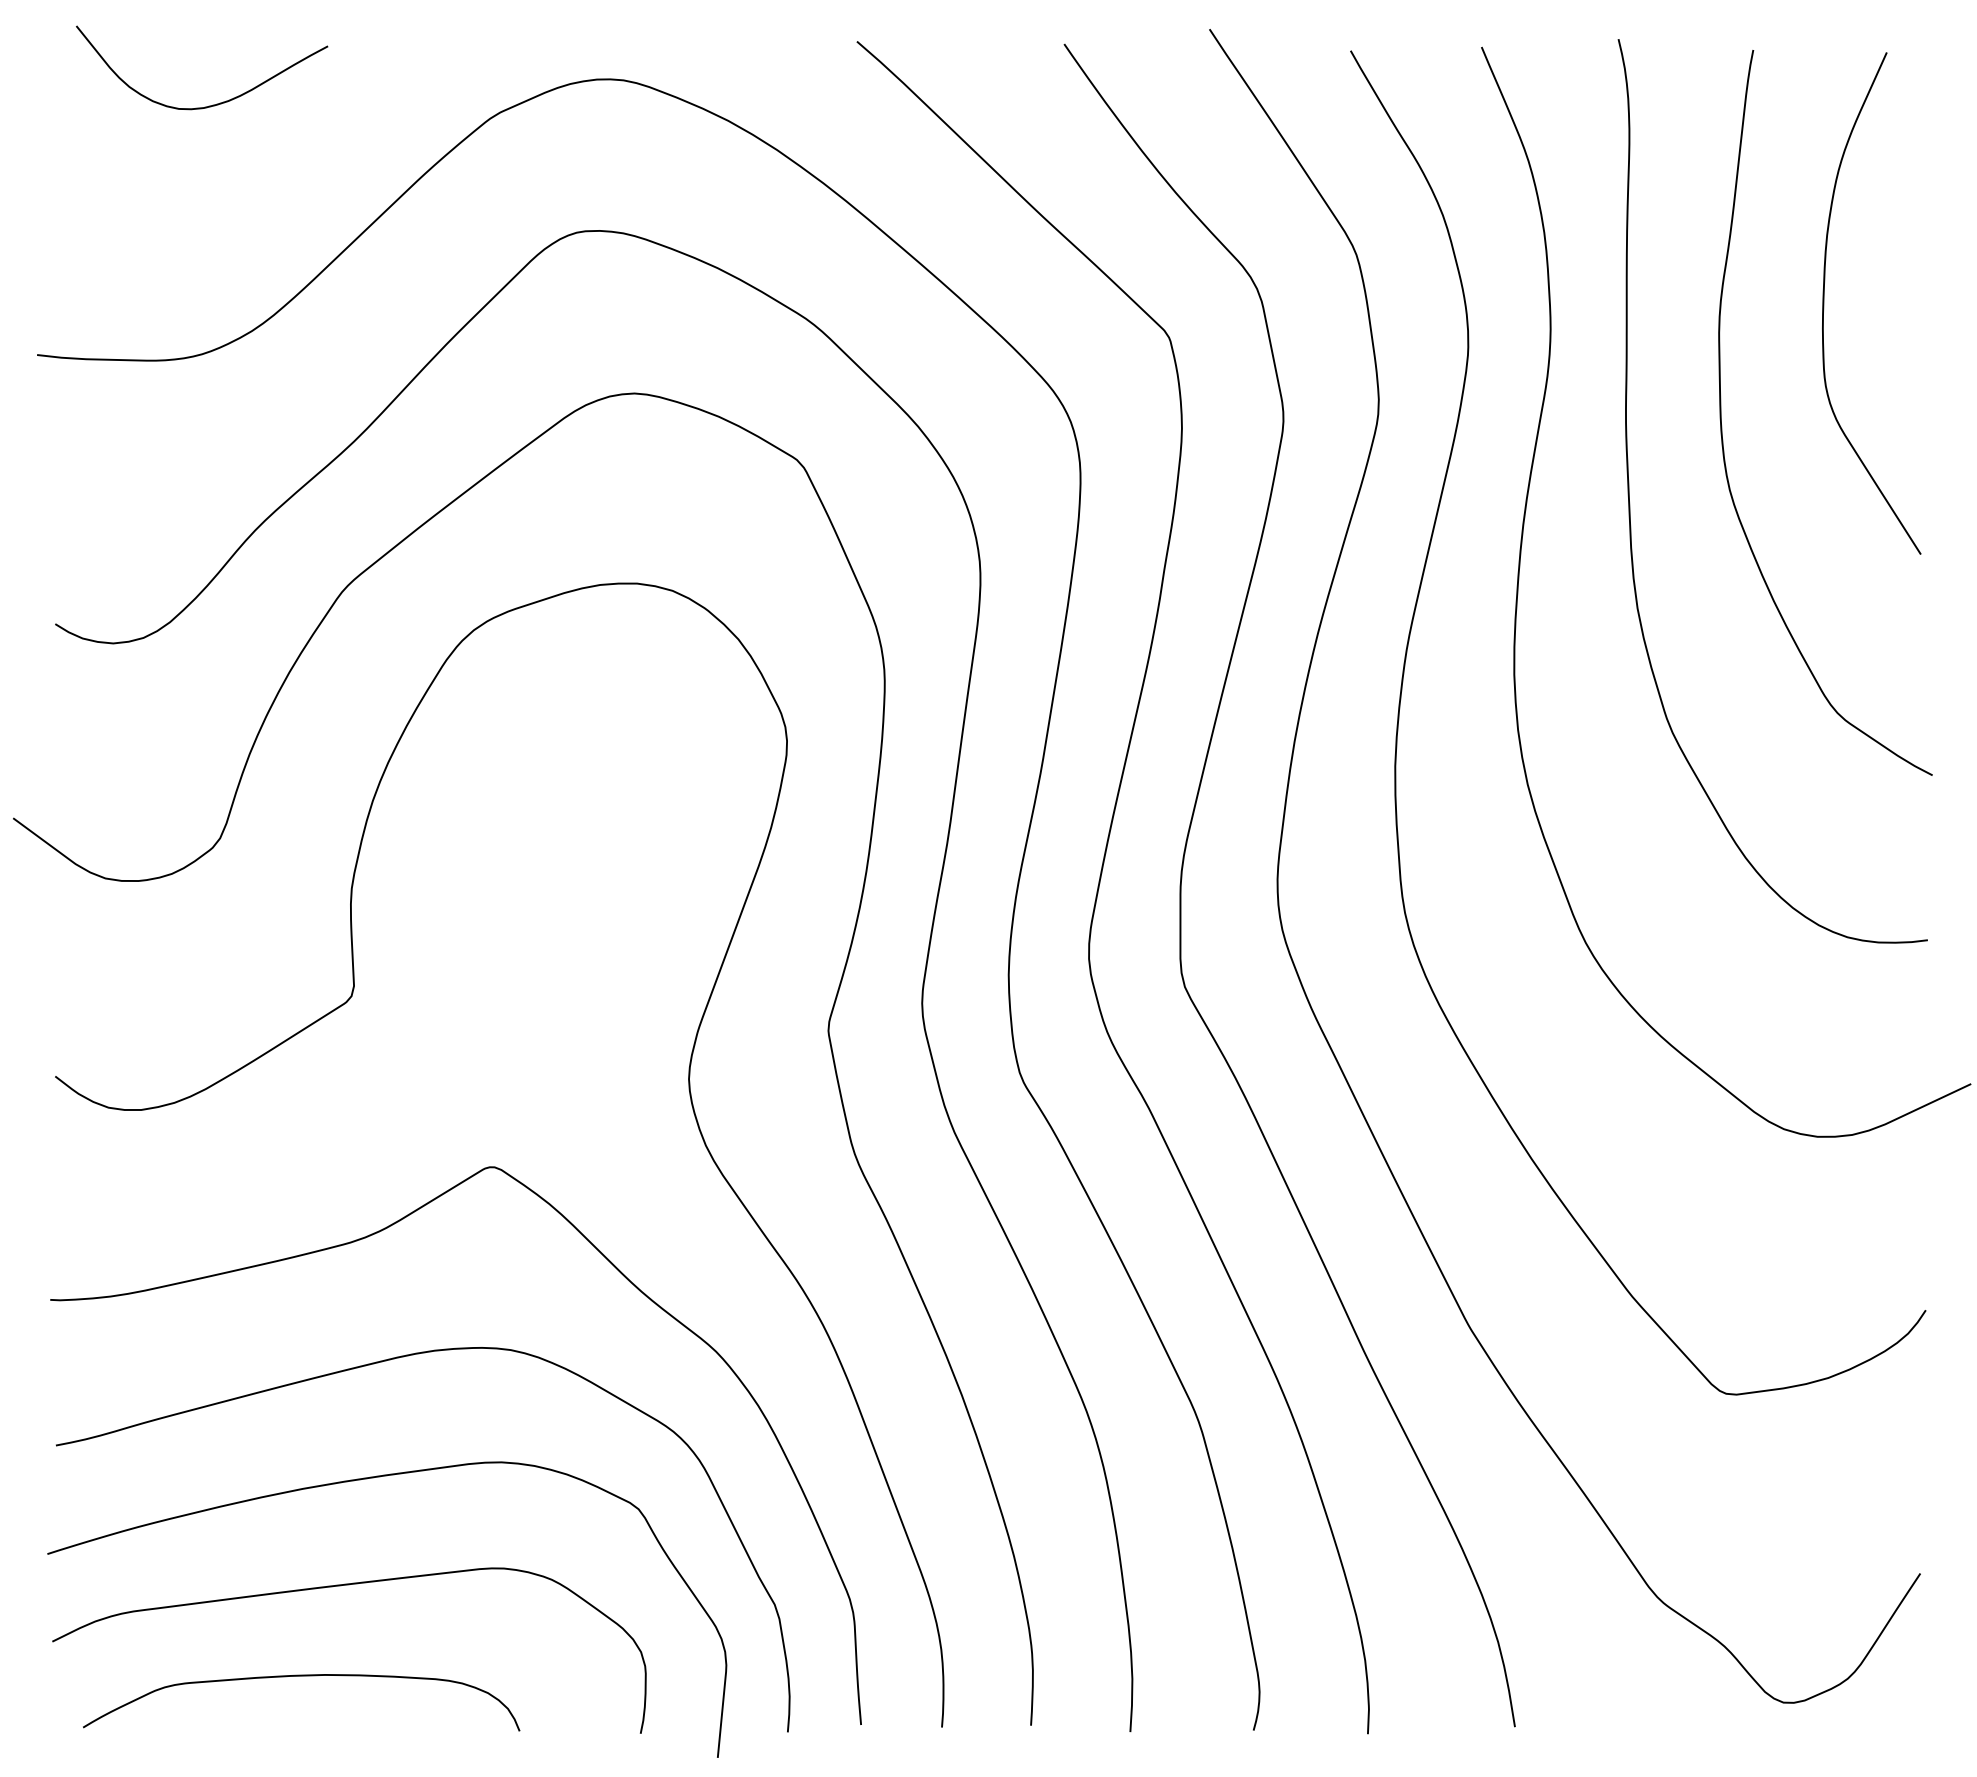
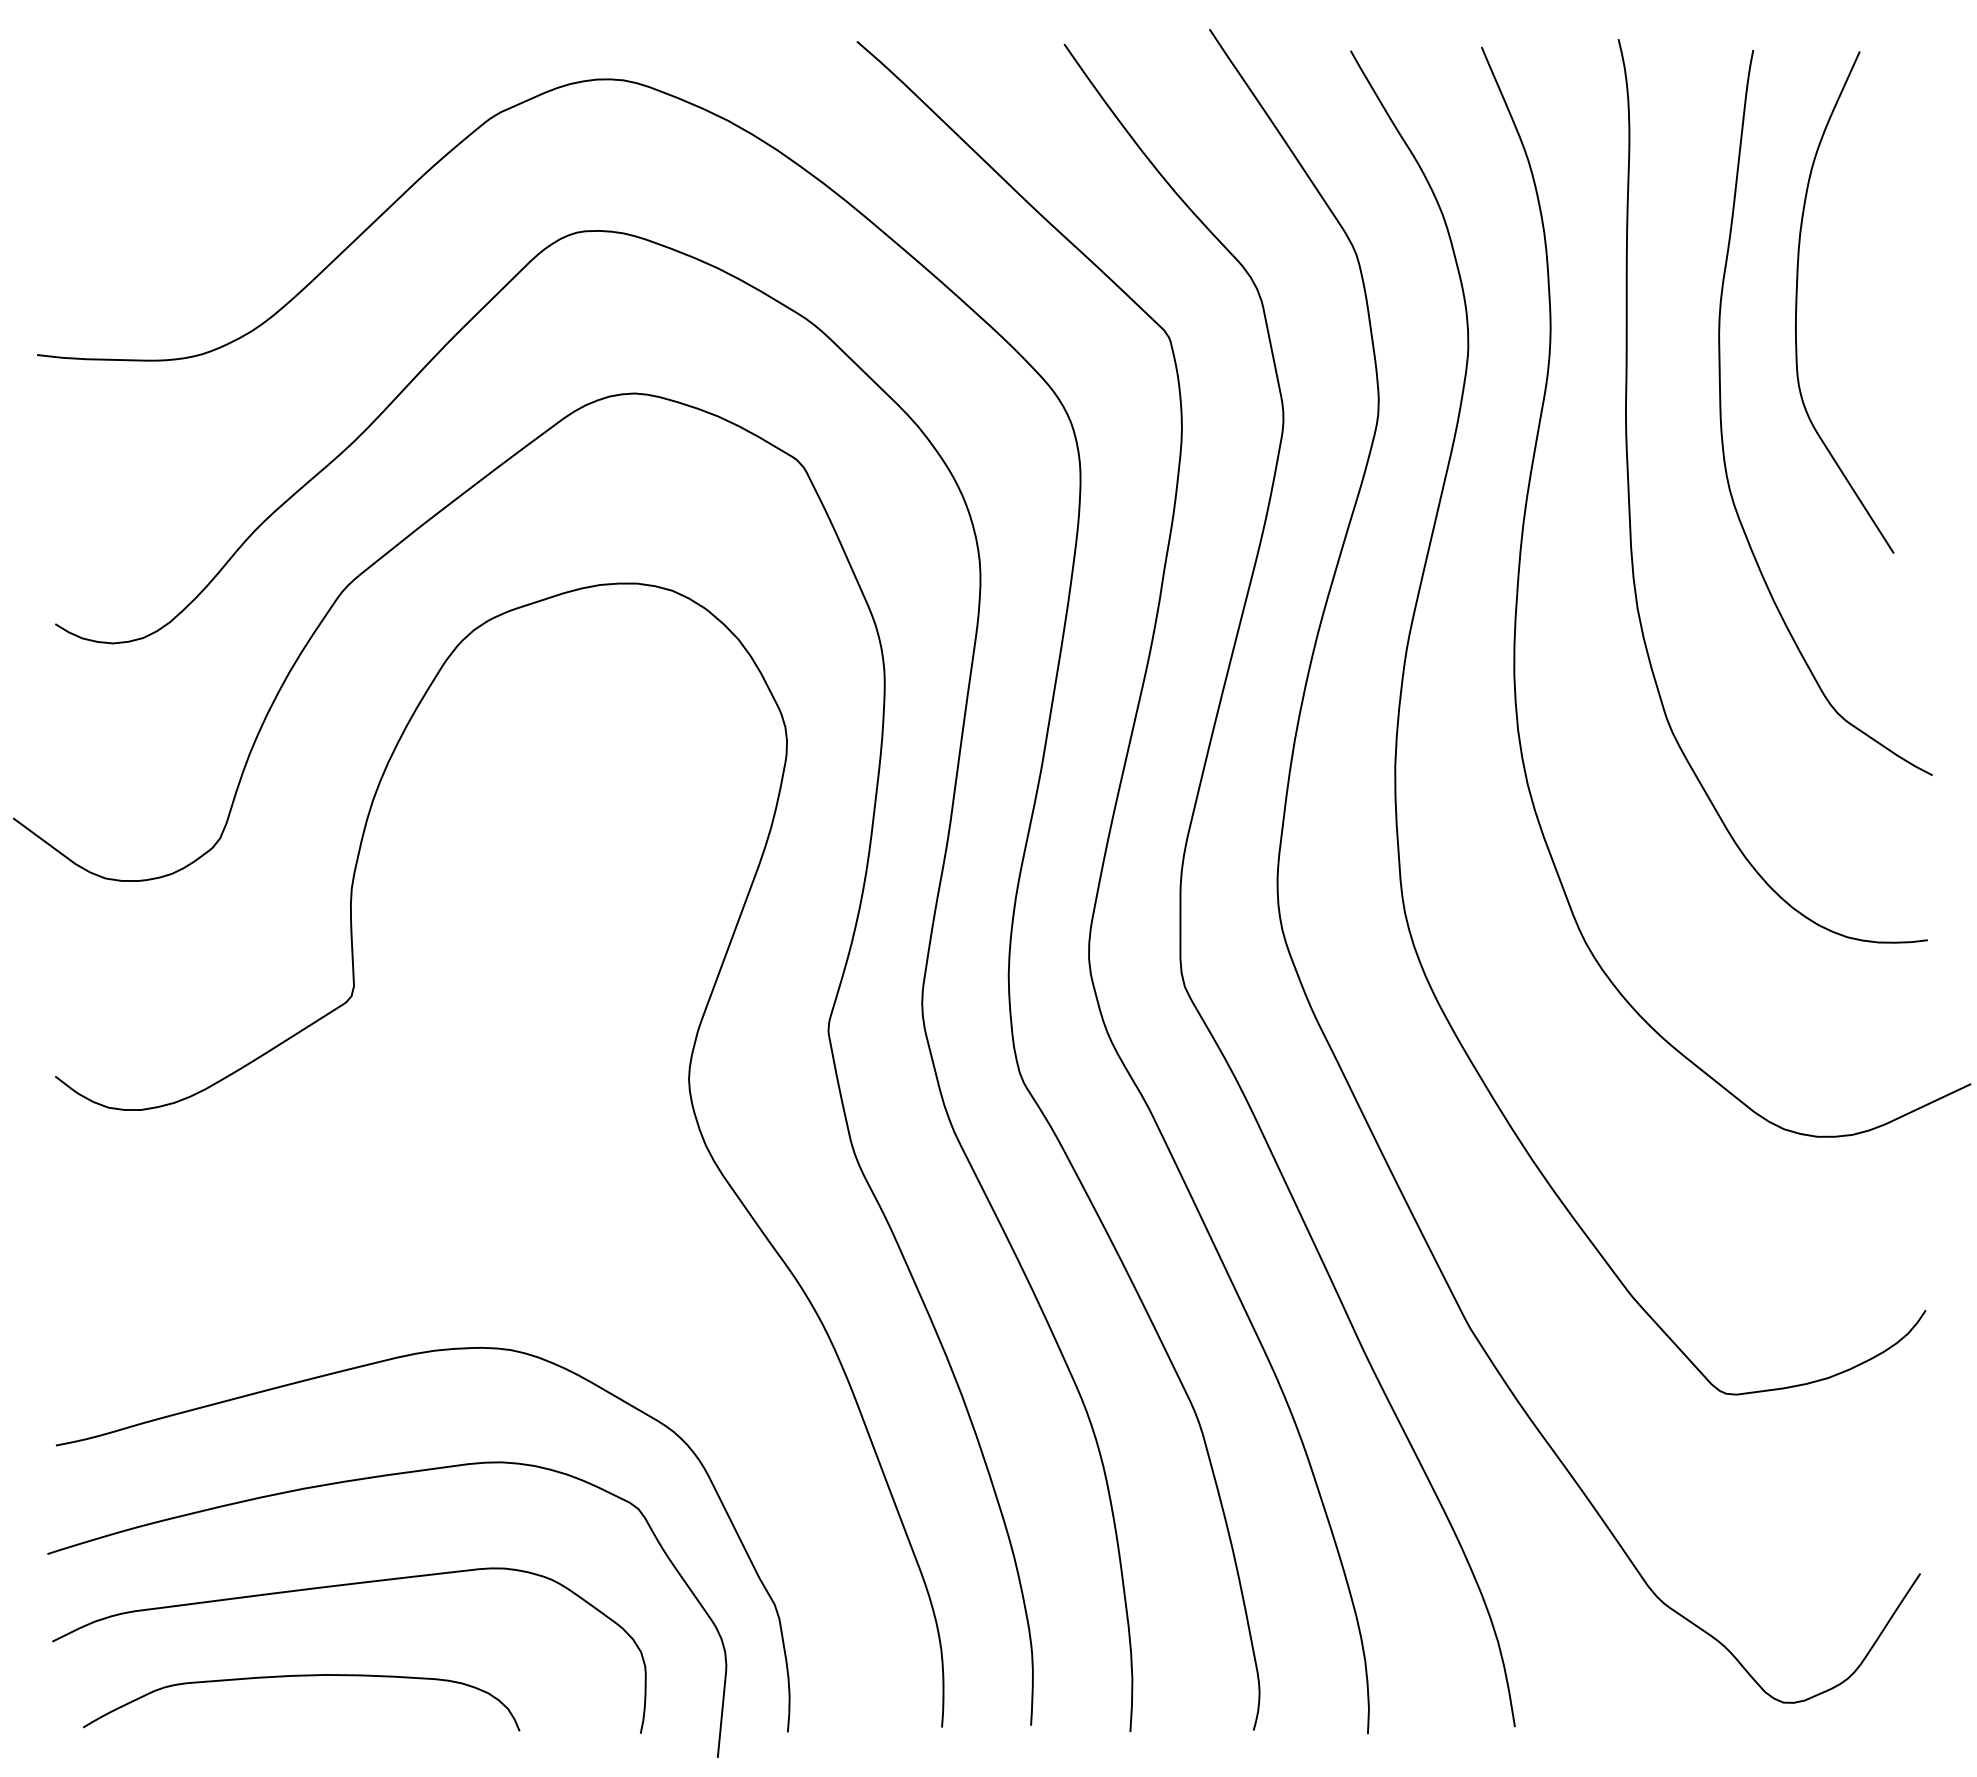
curve: present -> none (213, 104)
curve position: (1824, 303) -> (1797, 302) (1797, 302)
curve: present -> none (368, 1237)
